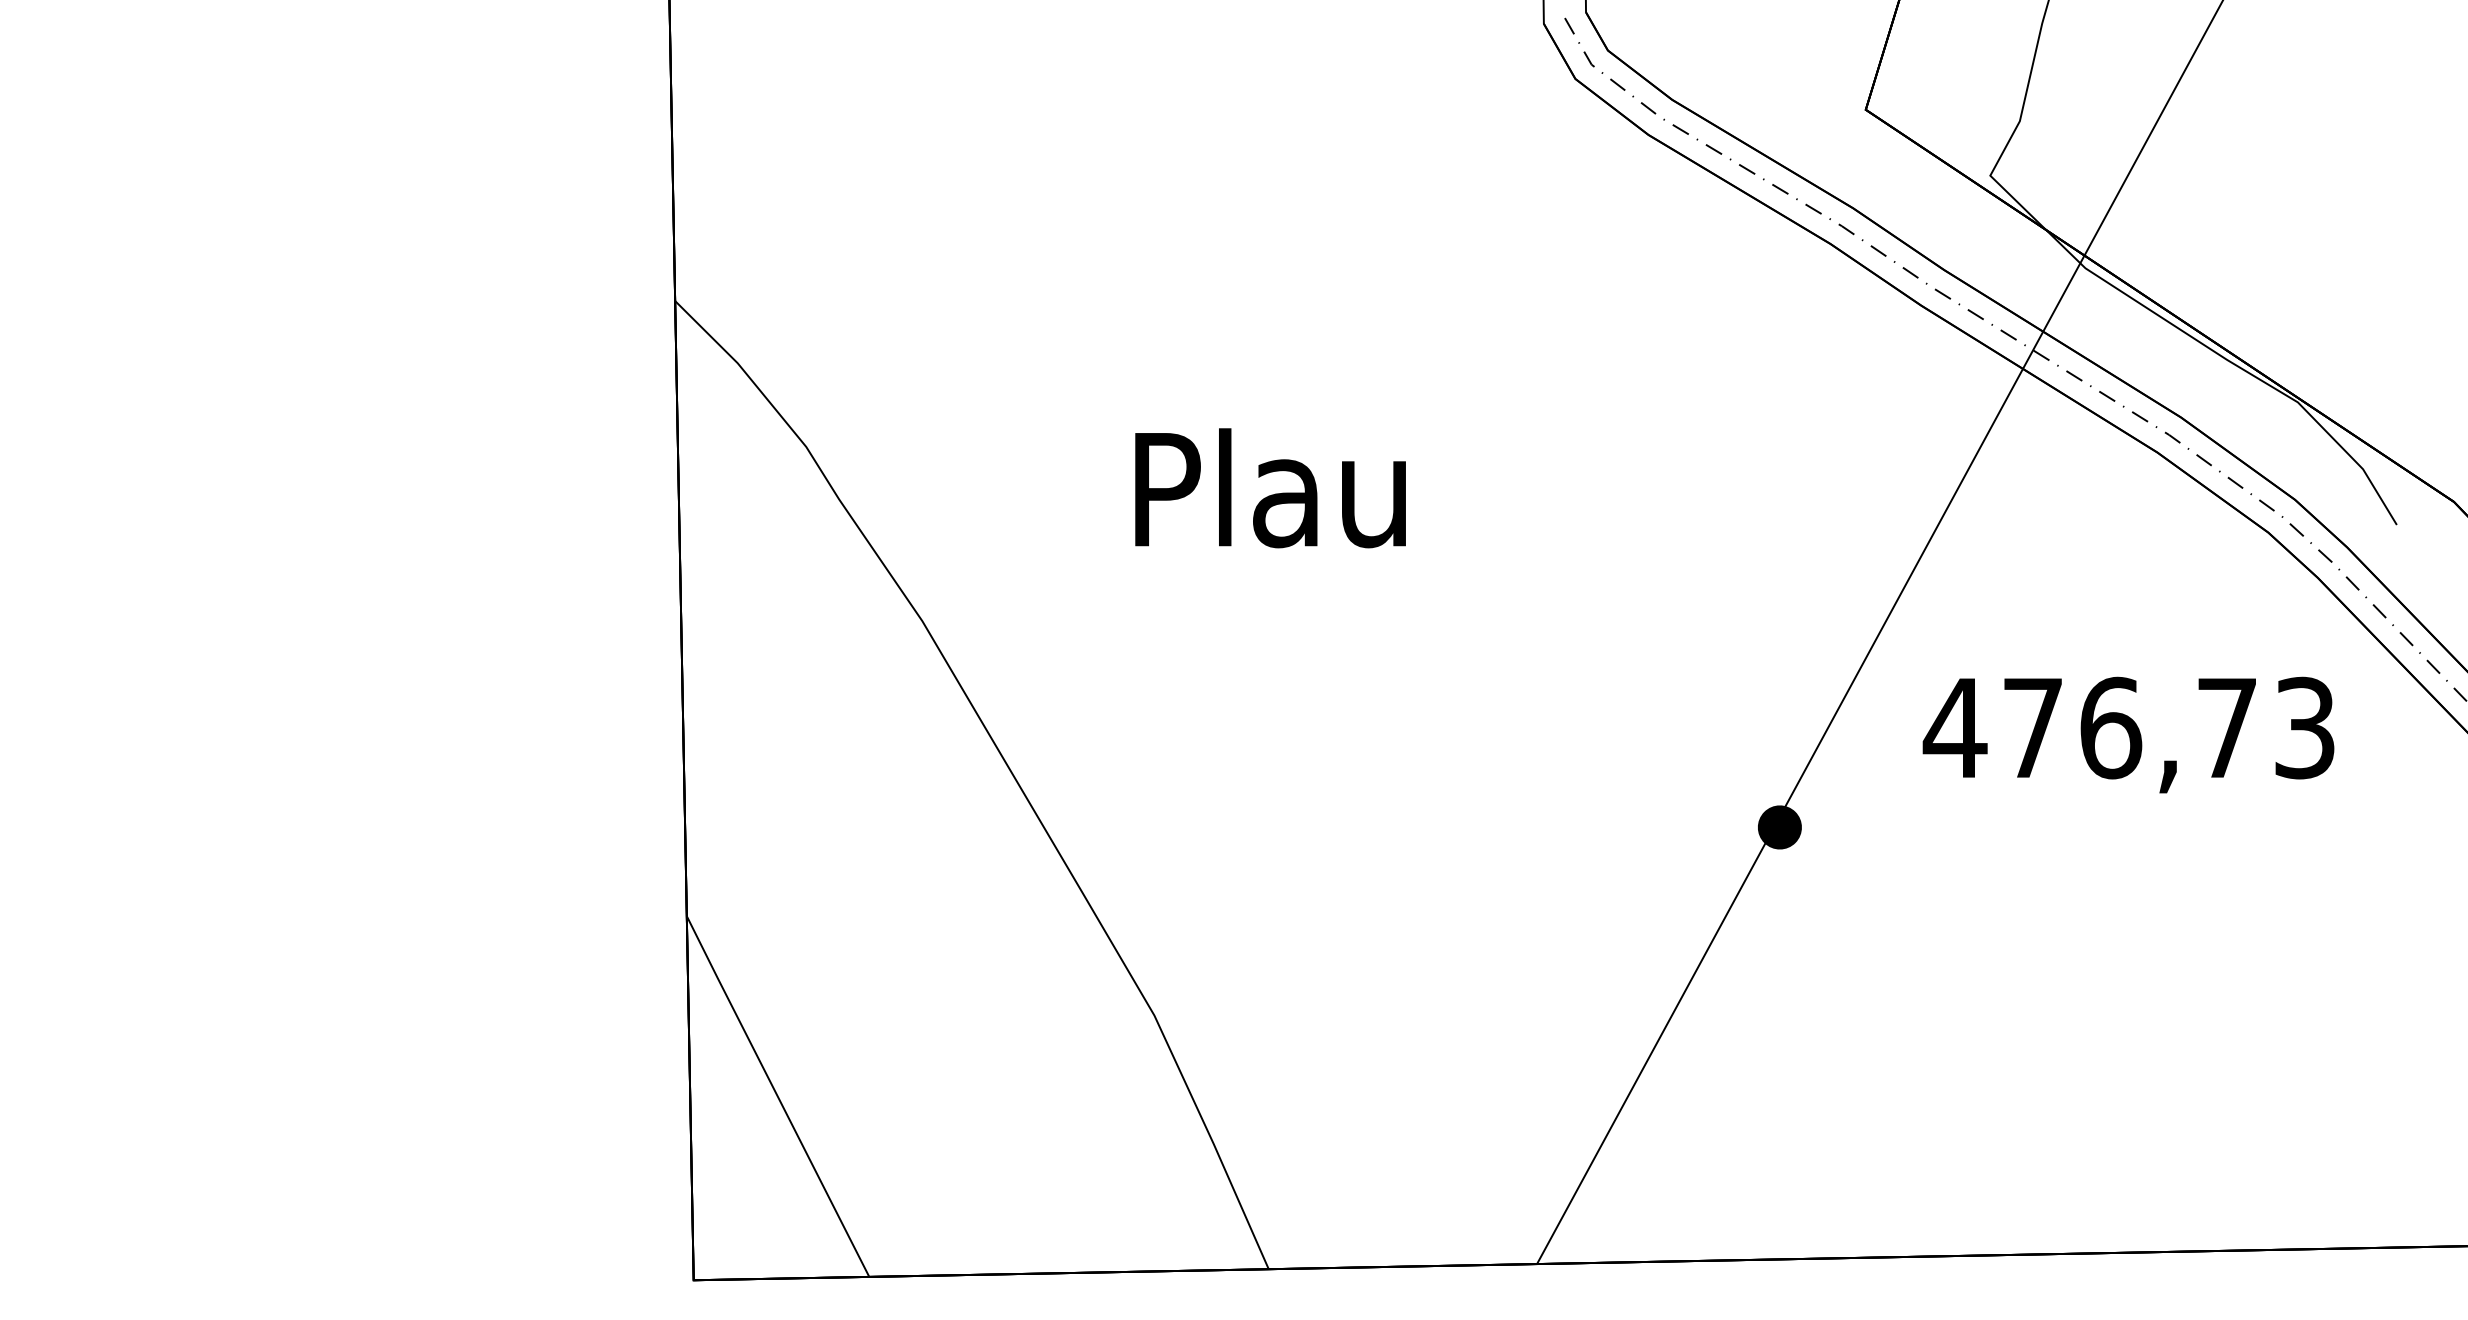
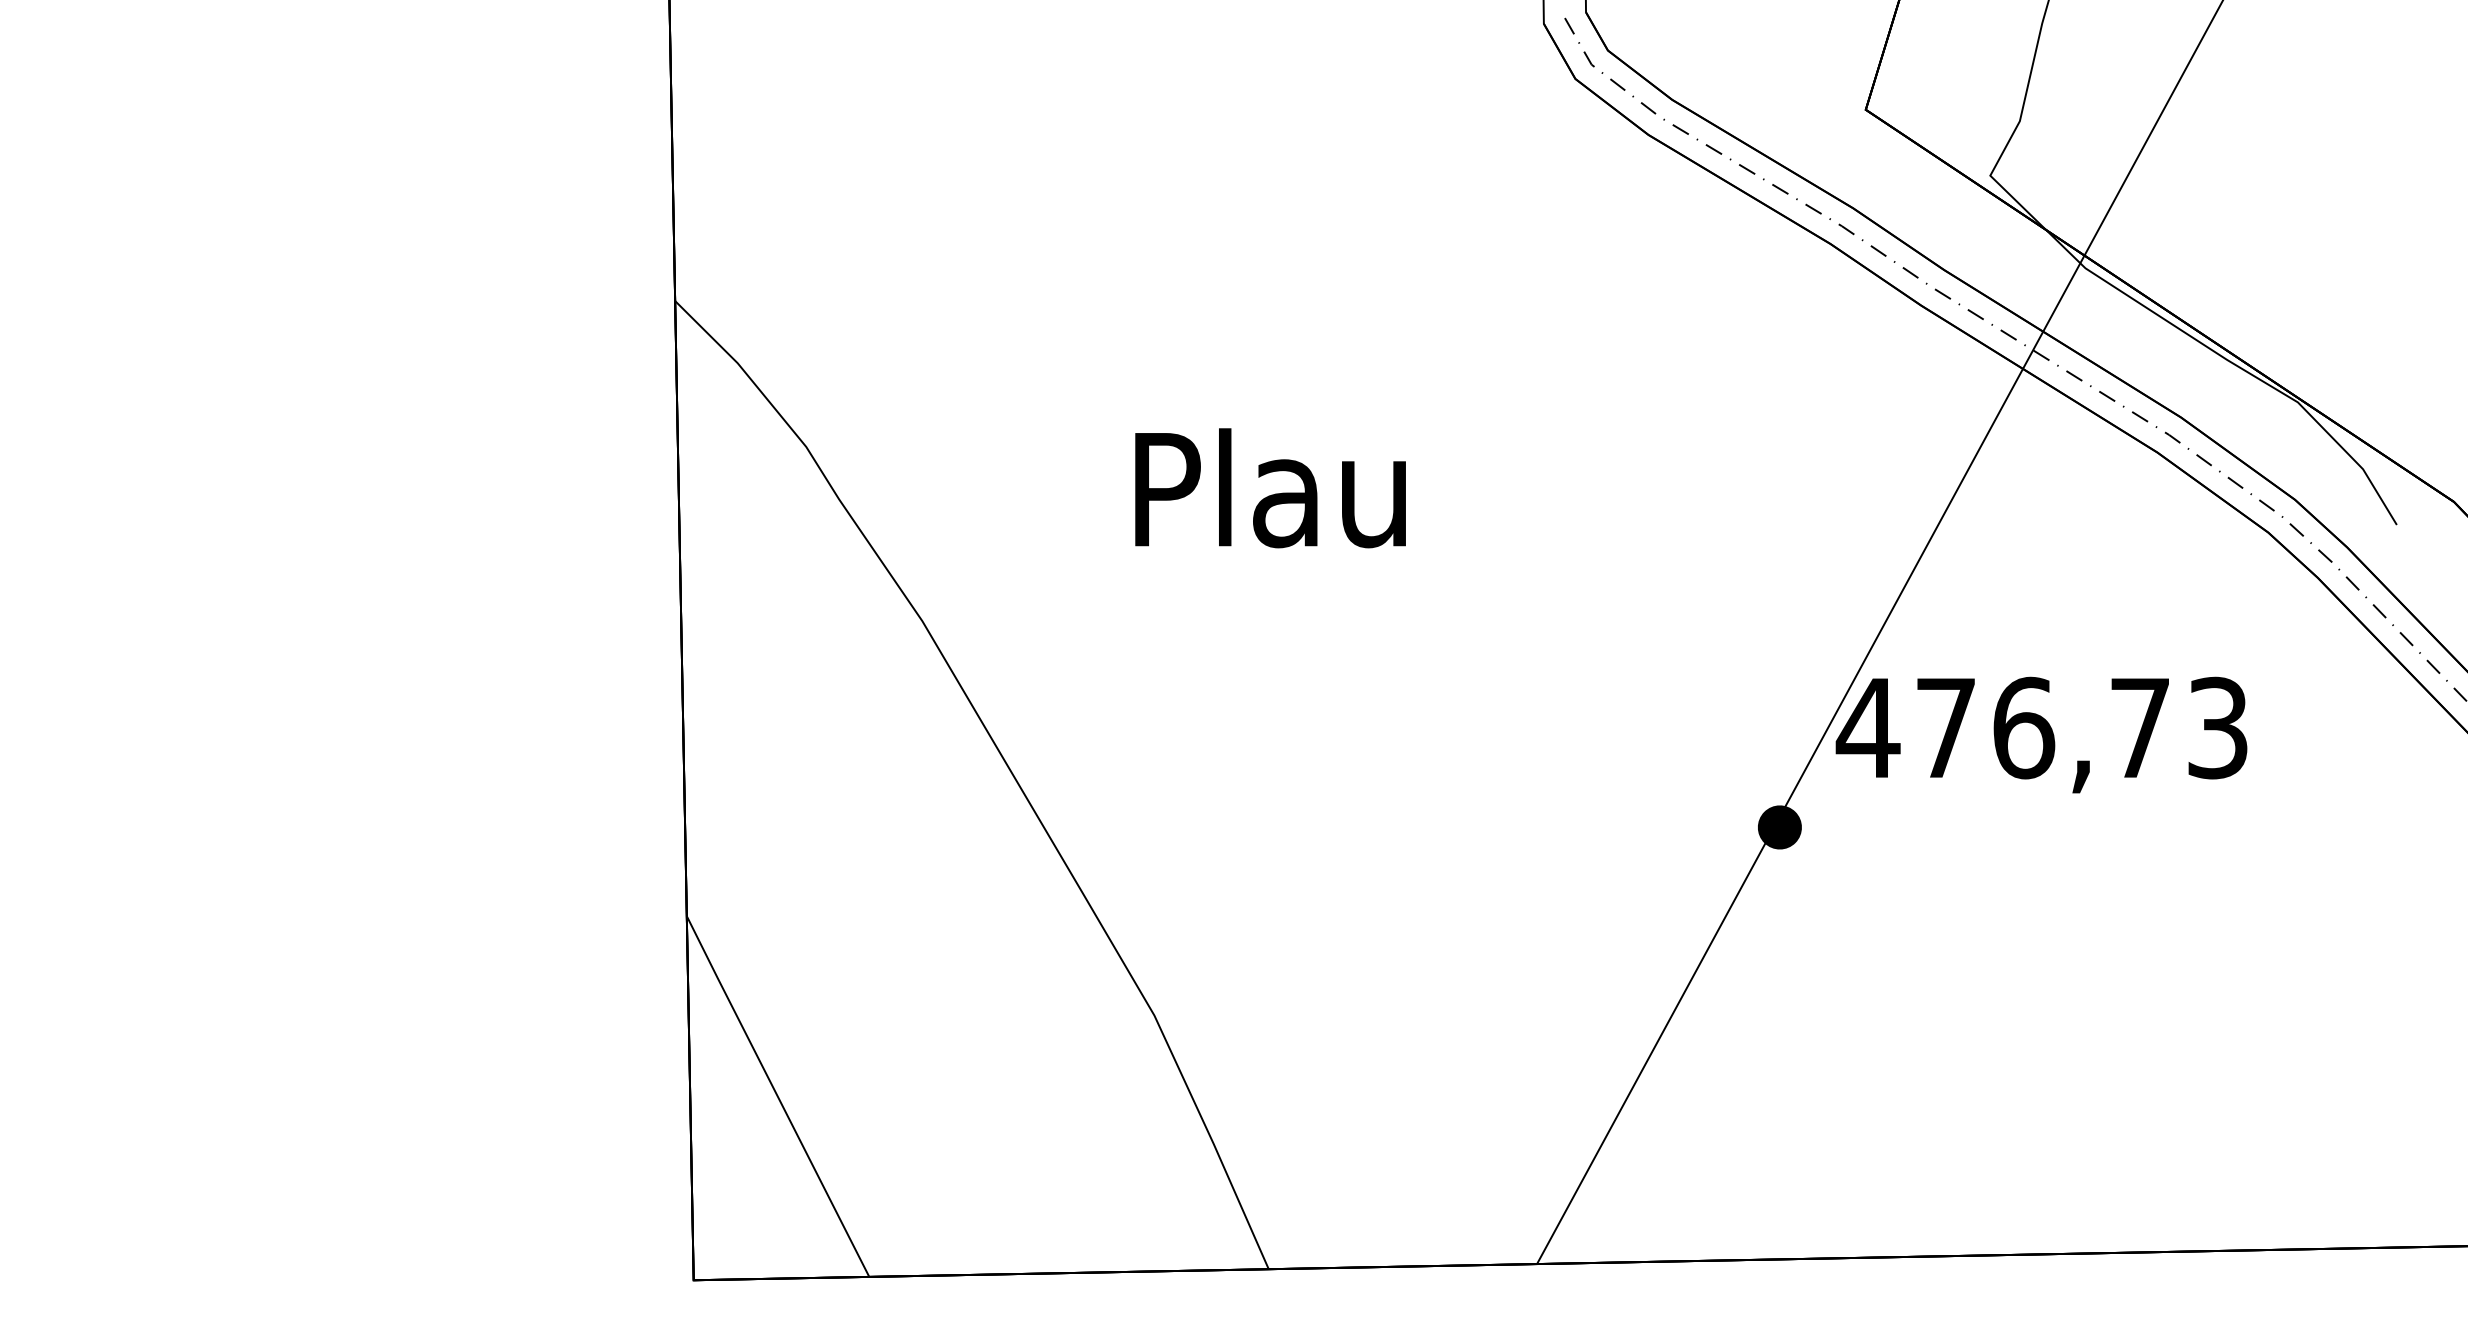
text position: (2128, 734) -> (2041, 734) (2041, 734)
